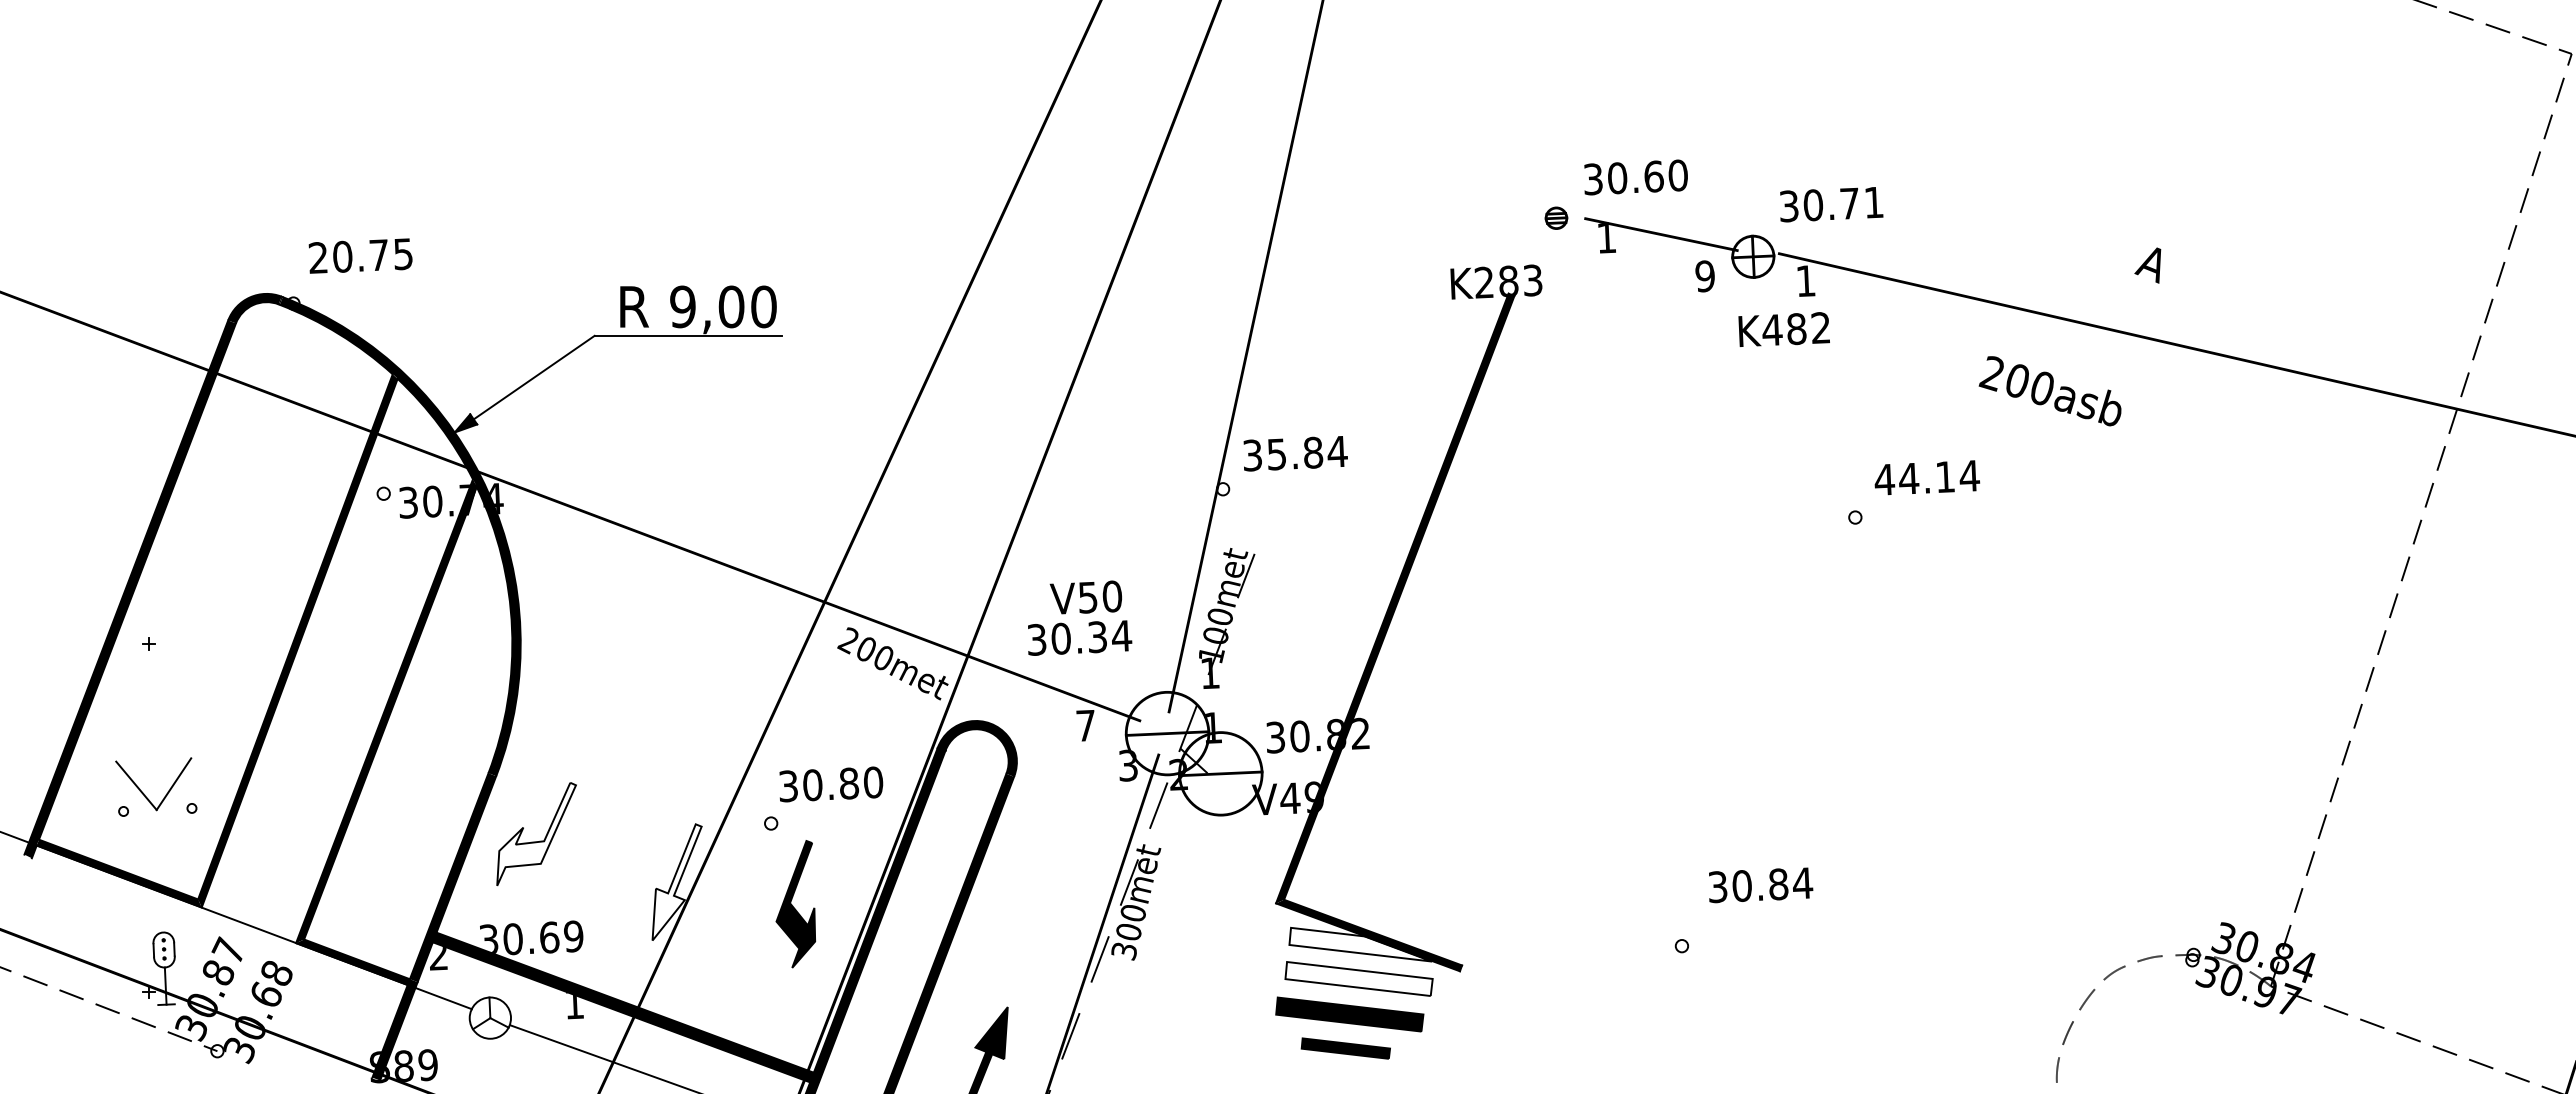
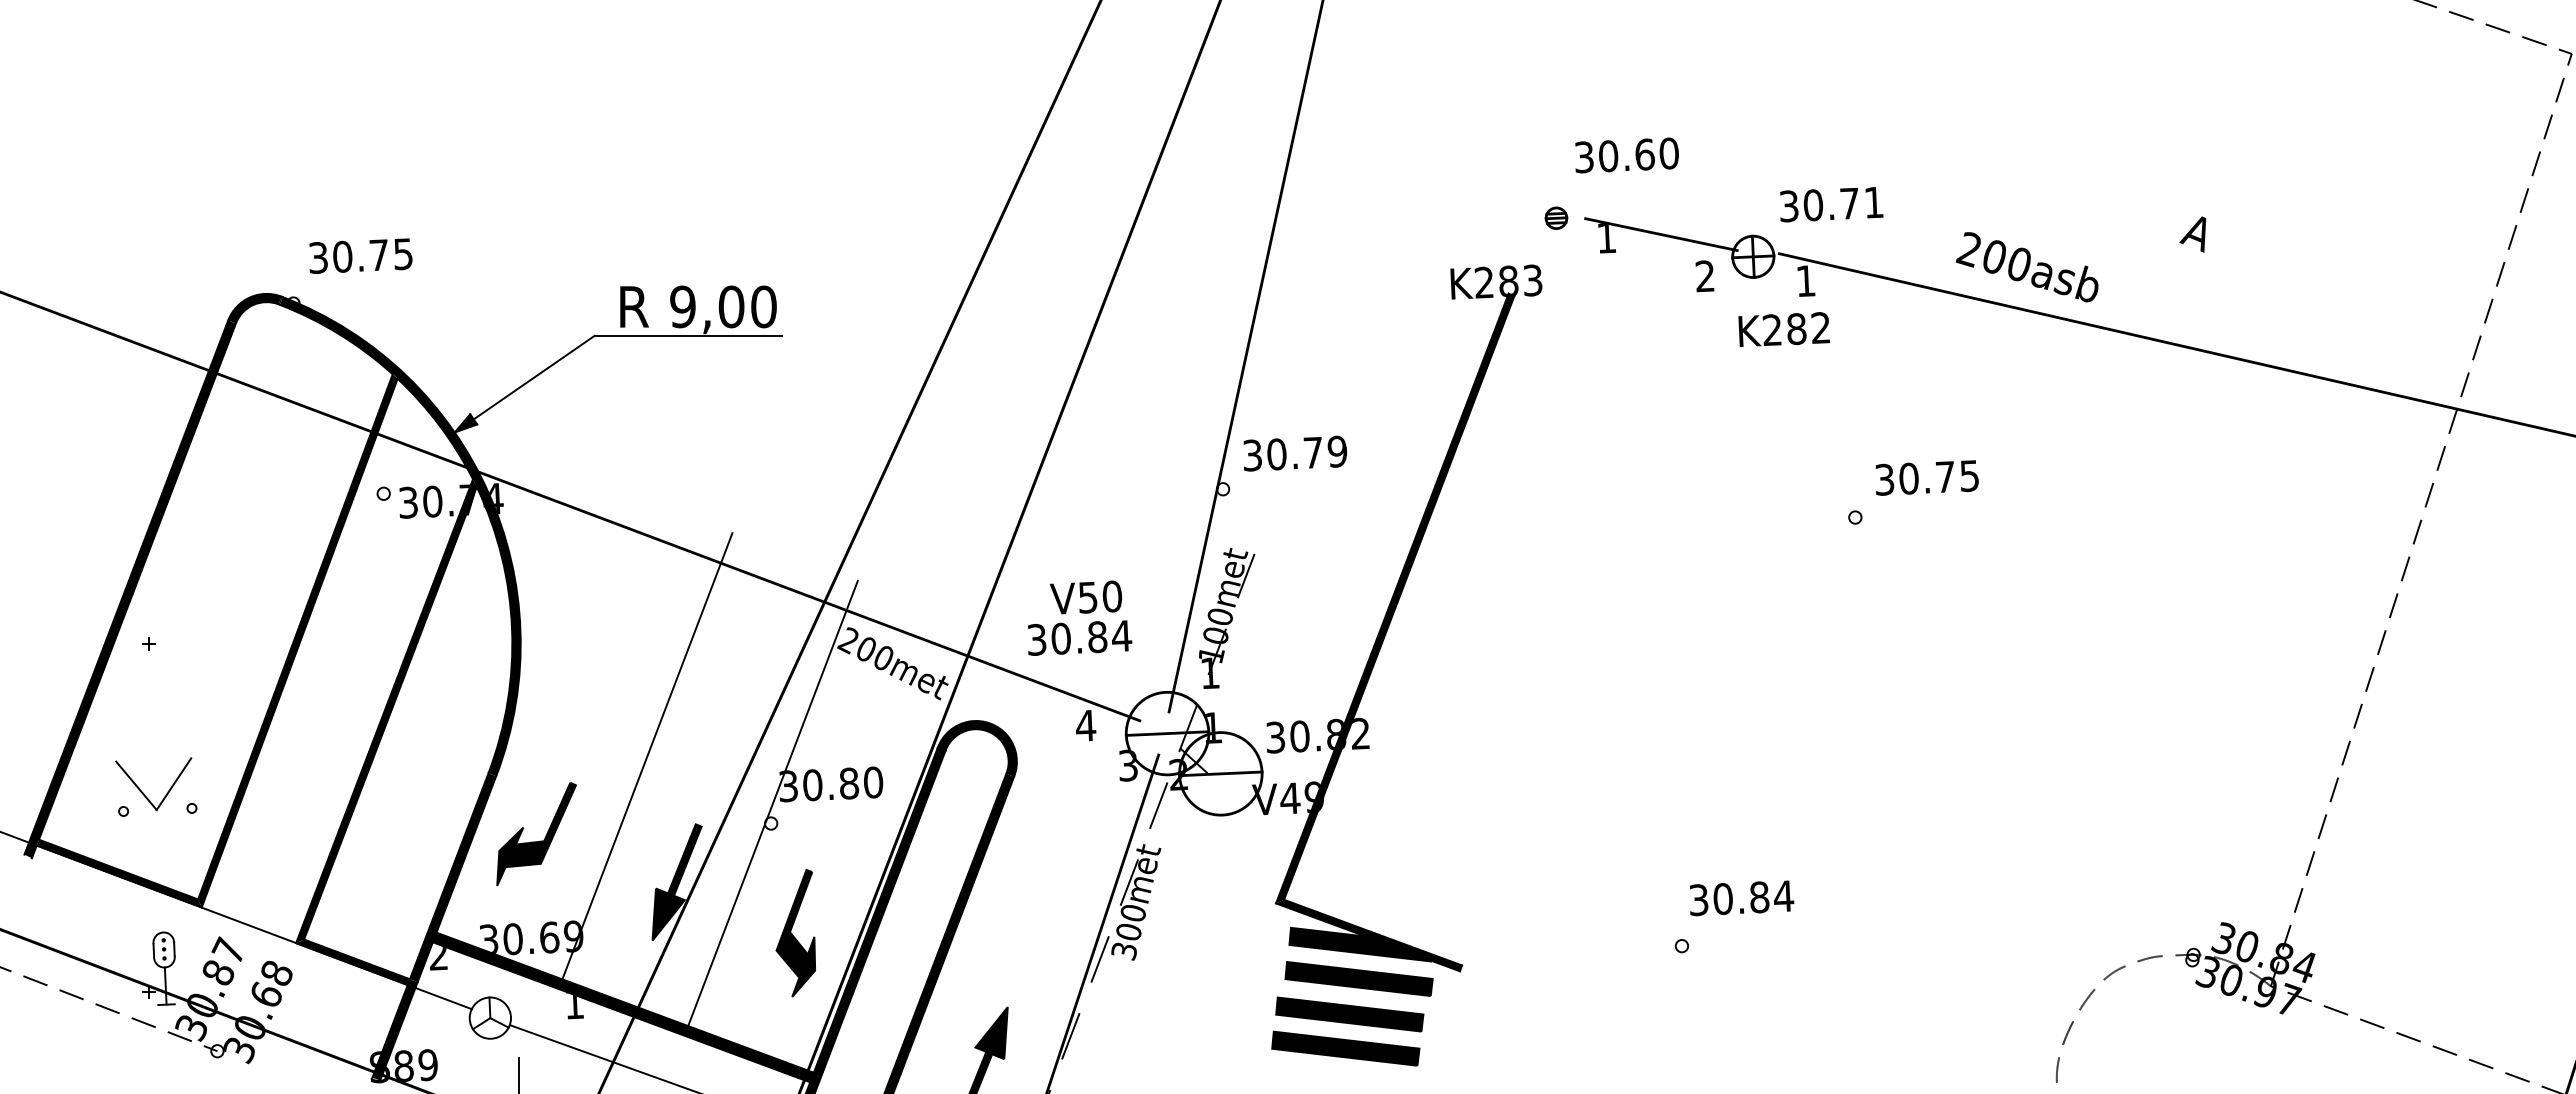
text position: (1635, 177) -> (1626, 155) (1626, 155)
text: 20.75 -> 30.75 (317, 257)
text position: (2147, 265) -> (2192, 234) (2192, 234)
text: 9 -> 2 (1704, 276)
text: K482 -> K282 (1772, 329)
text position: (2049, 391) -> (2026, 267) (2026, 267)
text: 35.84 -> 30.79 (1307, 452)
text: 44.14 -> 30.75 (1927, 477)
text: 30.34 -> 30.84 (1097, 637)
text: 7 -> 4 (1086, 725)
line: none -> present (646, 758)
line: none -> present (771, 805)
fill: none -> present (536, 833)
fill: none -> present (676, 882)
text position: (1761, 885) -> (1742, 898) (1742, 898)
part position: (795, 904) -> (795, 933) (795, 933)
fill: none -> present (1360, 944)
fill: none -> present (1358, 979)
part size: 91x23 px -> 150x37 px (1345, 1048)
line: none -> present (518, 1074)
